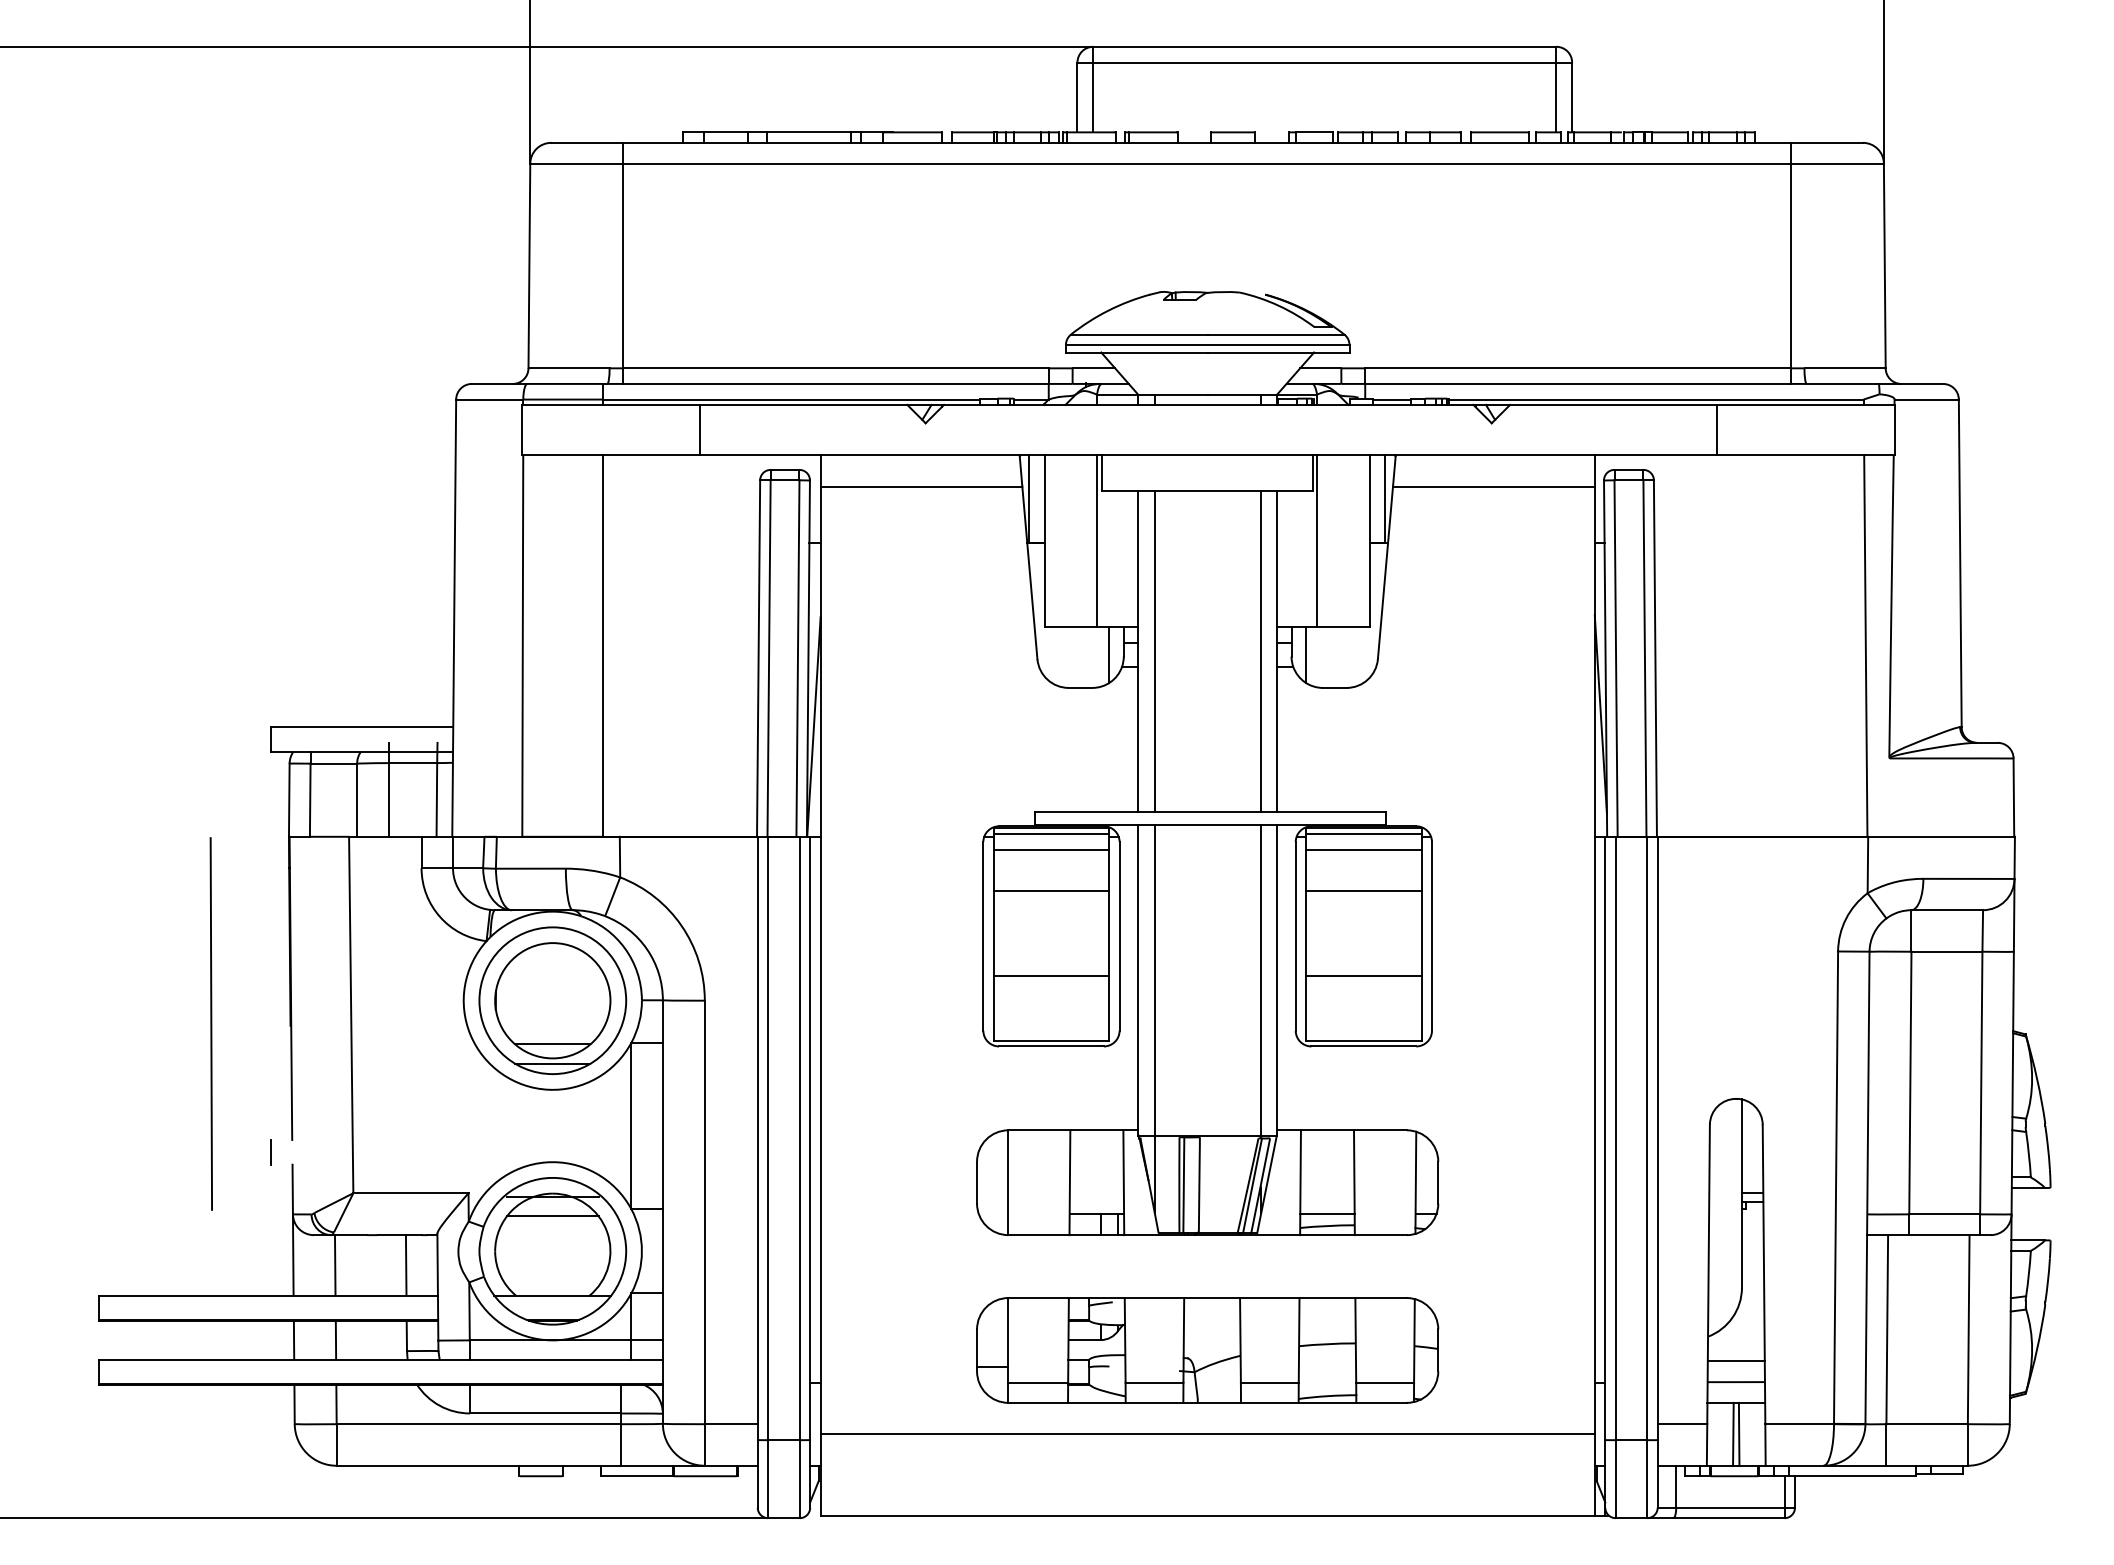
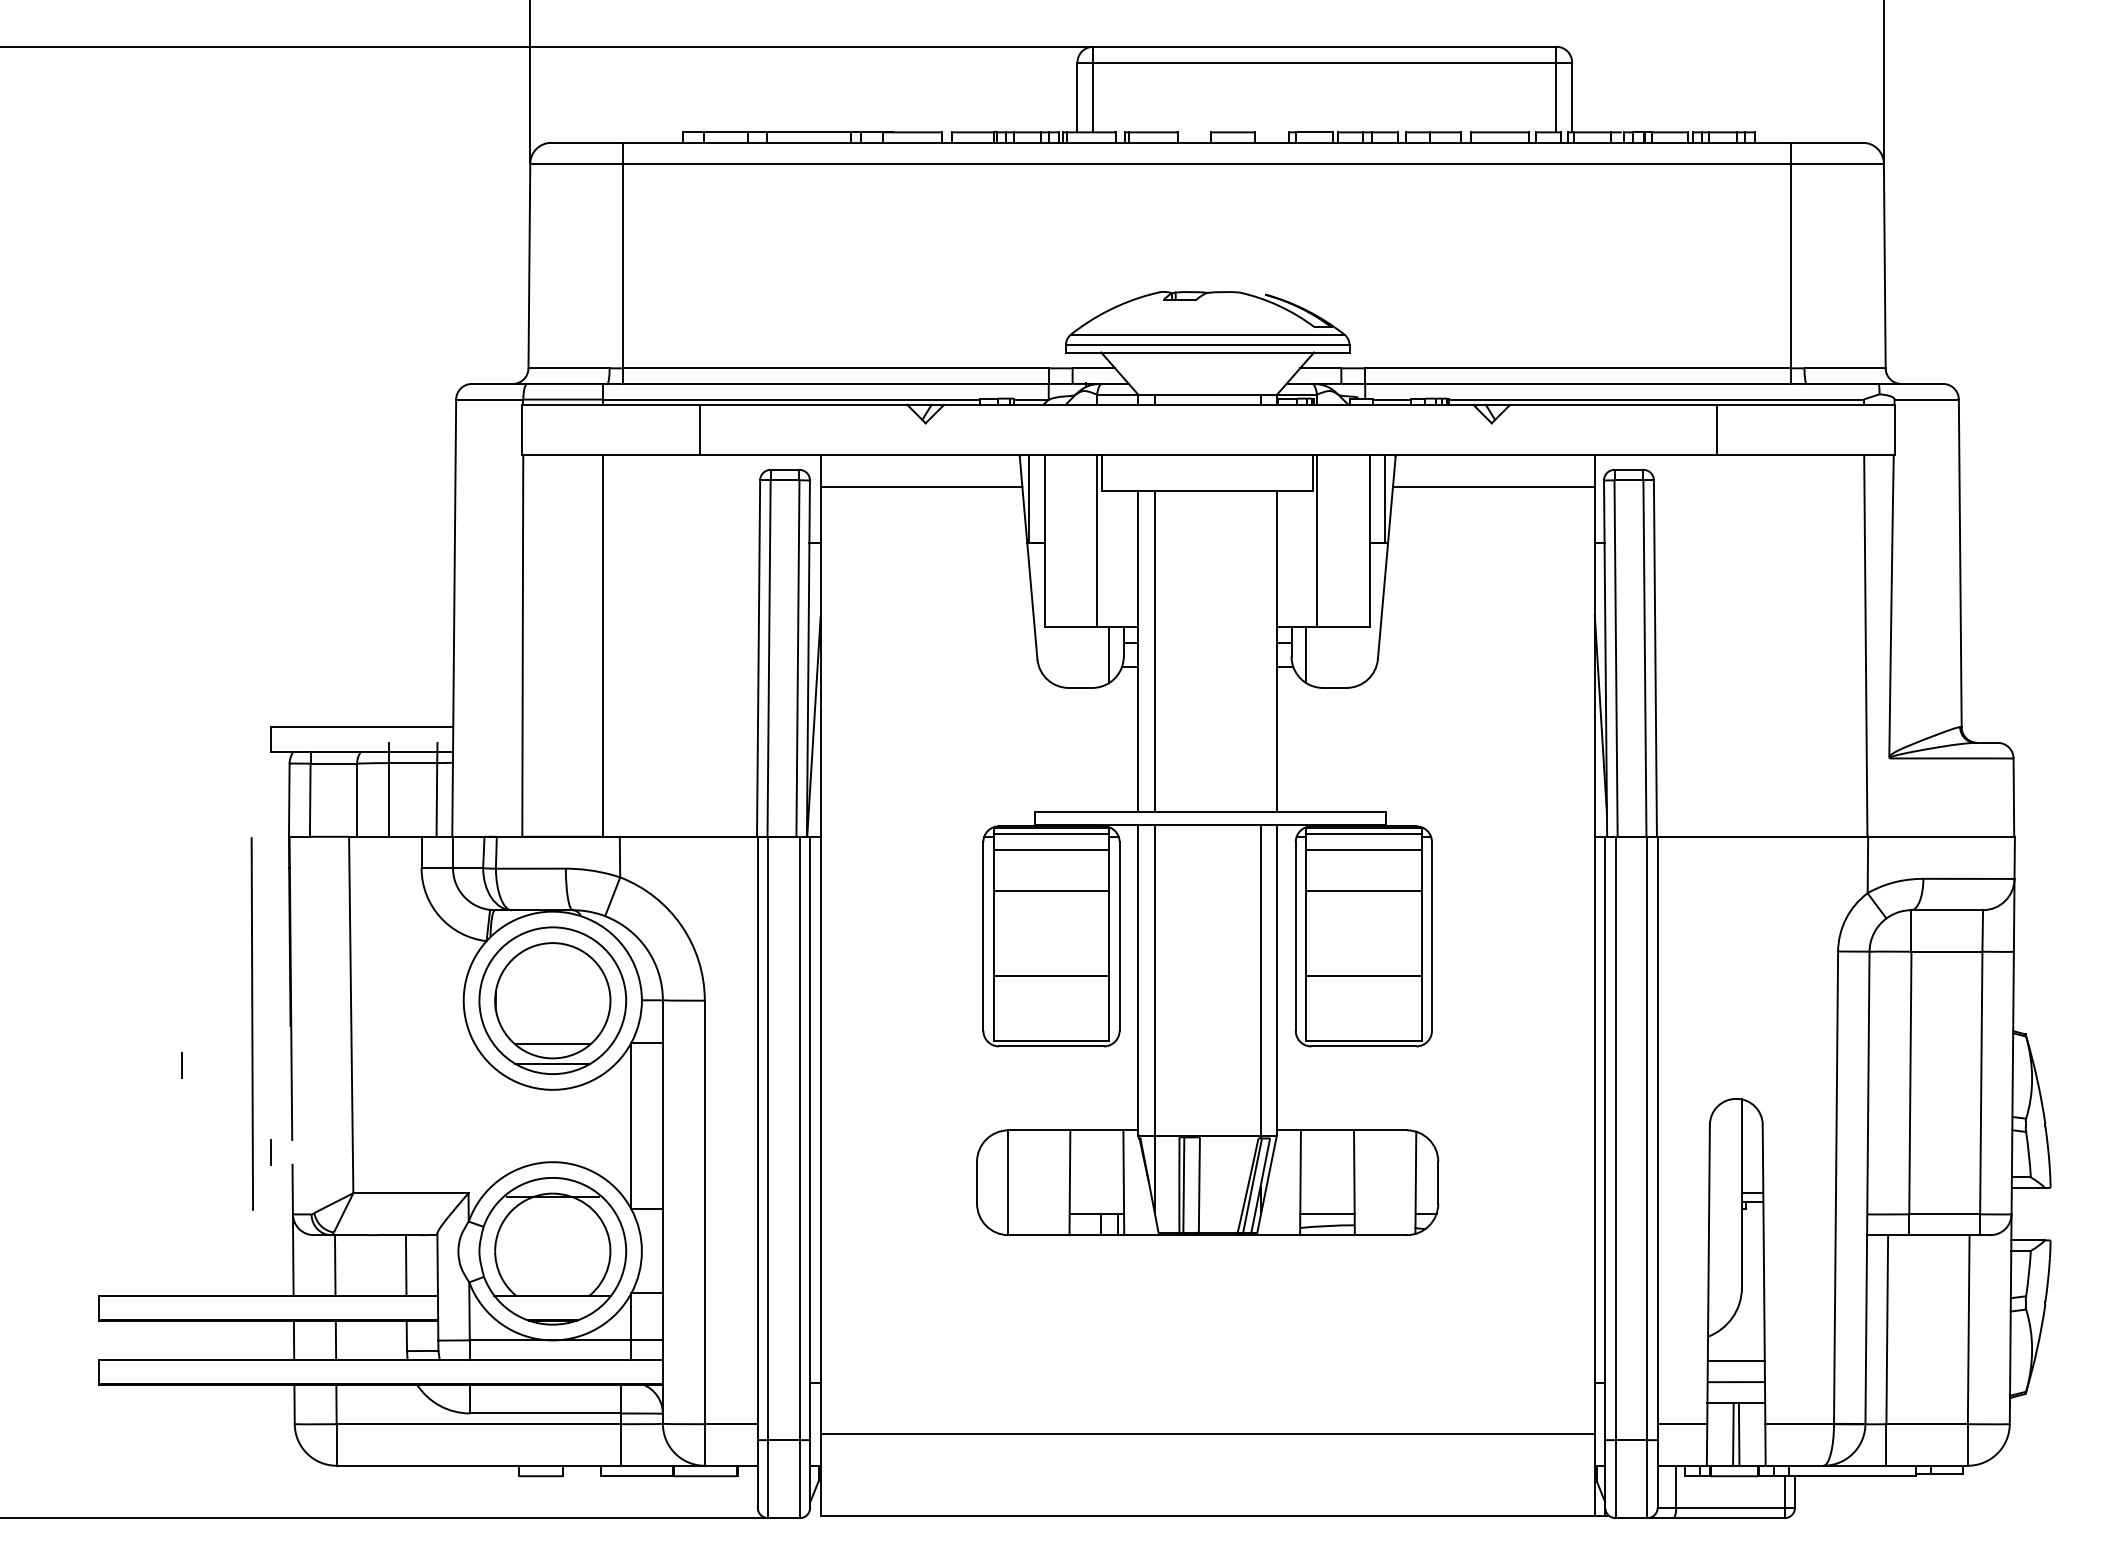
line: present -> none (1260, 650)
line position: (210, 1023) -> (251, 1023) (251, 1023)
line: none -> present (181, 1065)
line: present -> none (552, 1216)
part: present -> none (1207, 1350)
